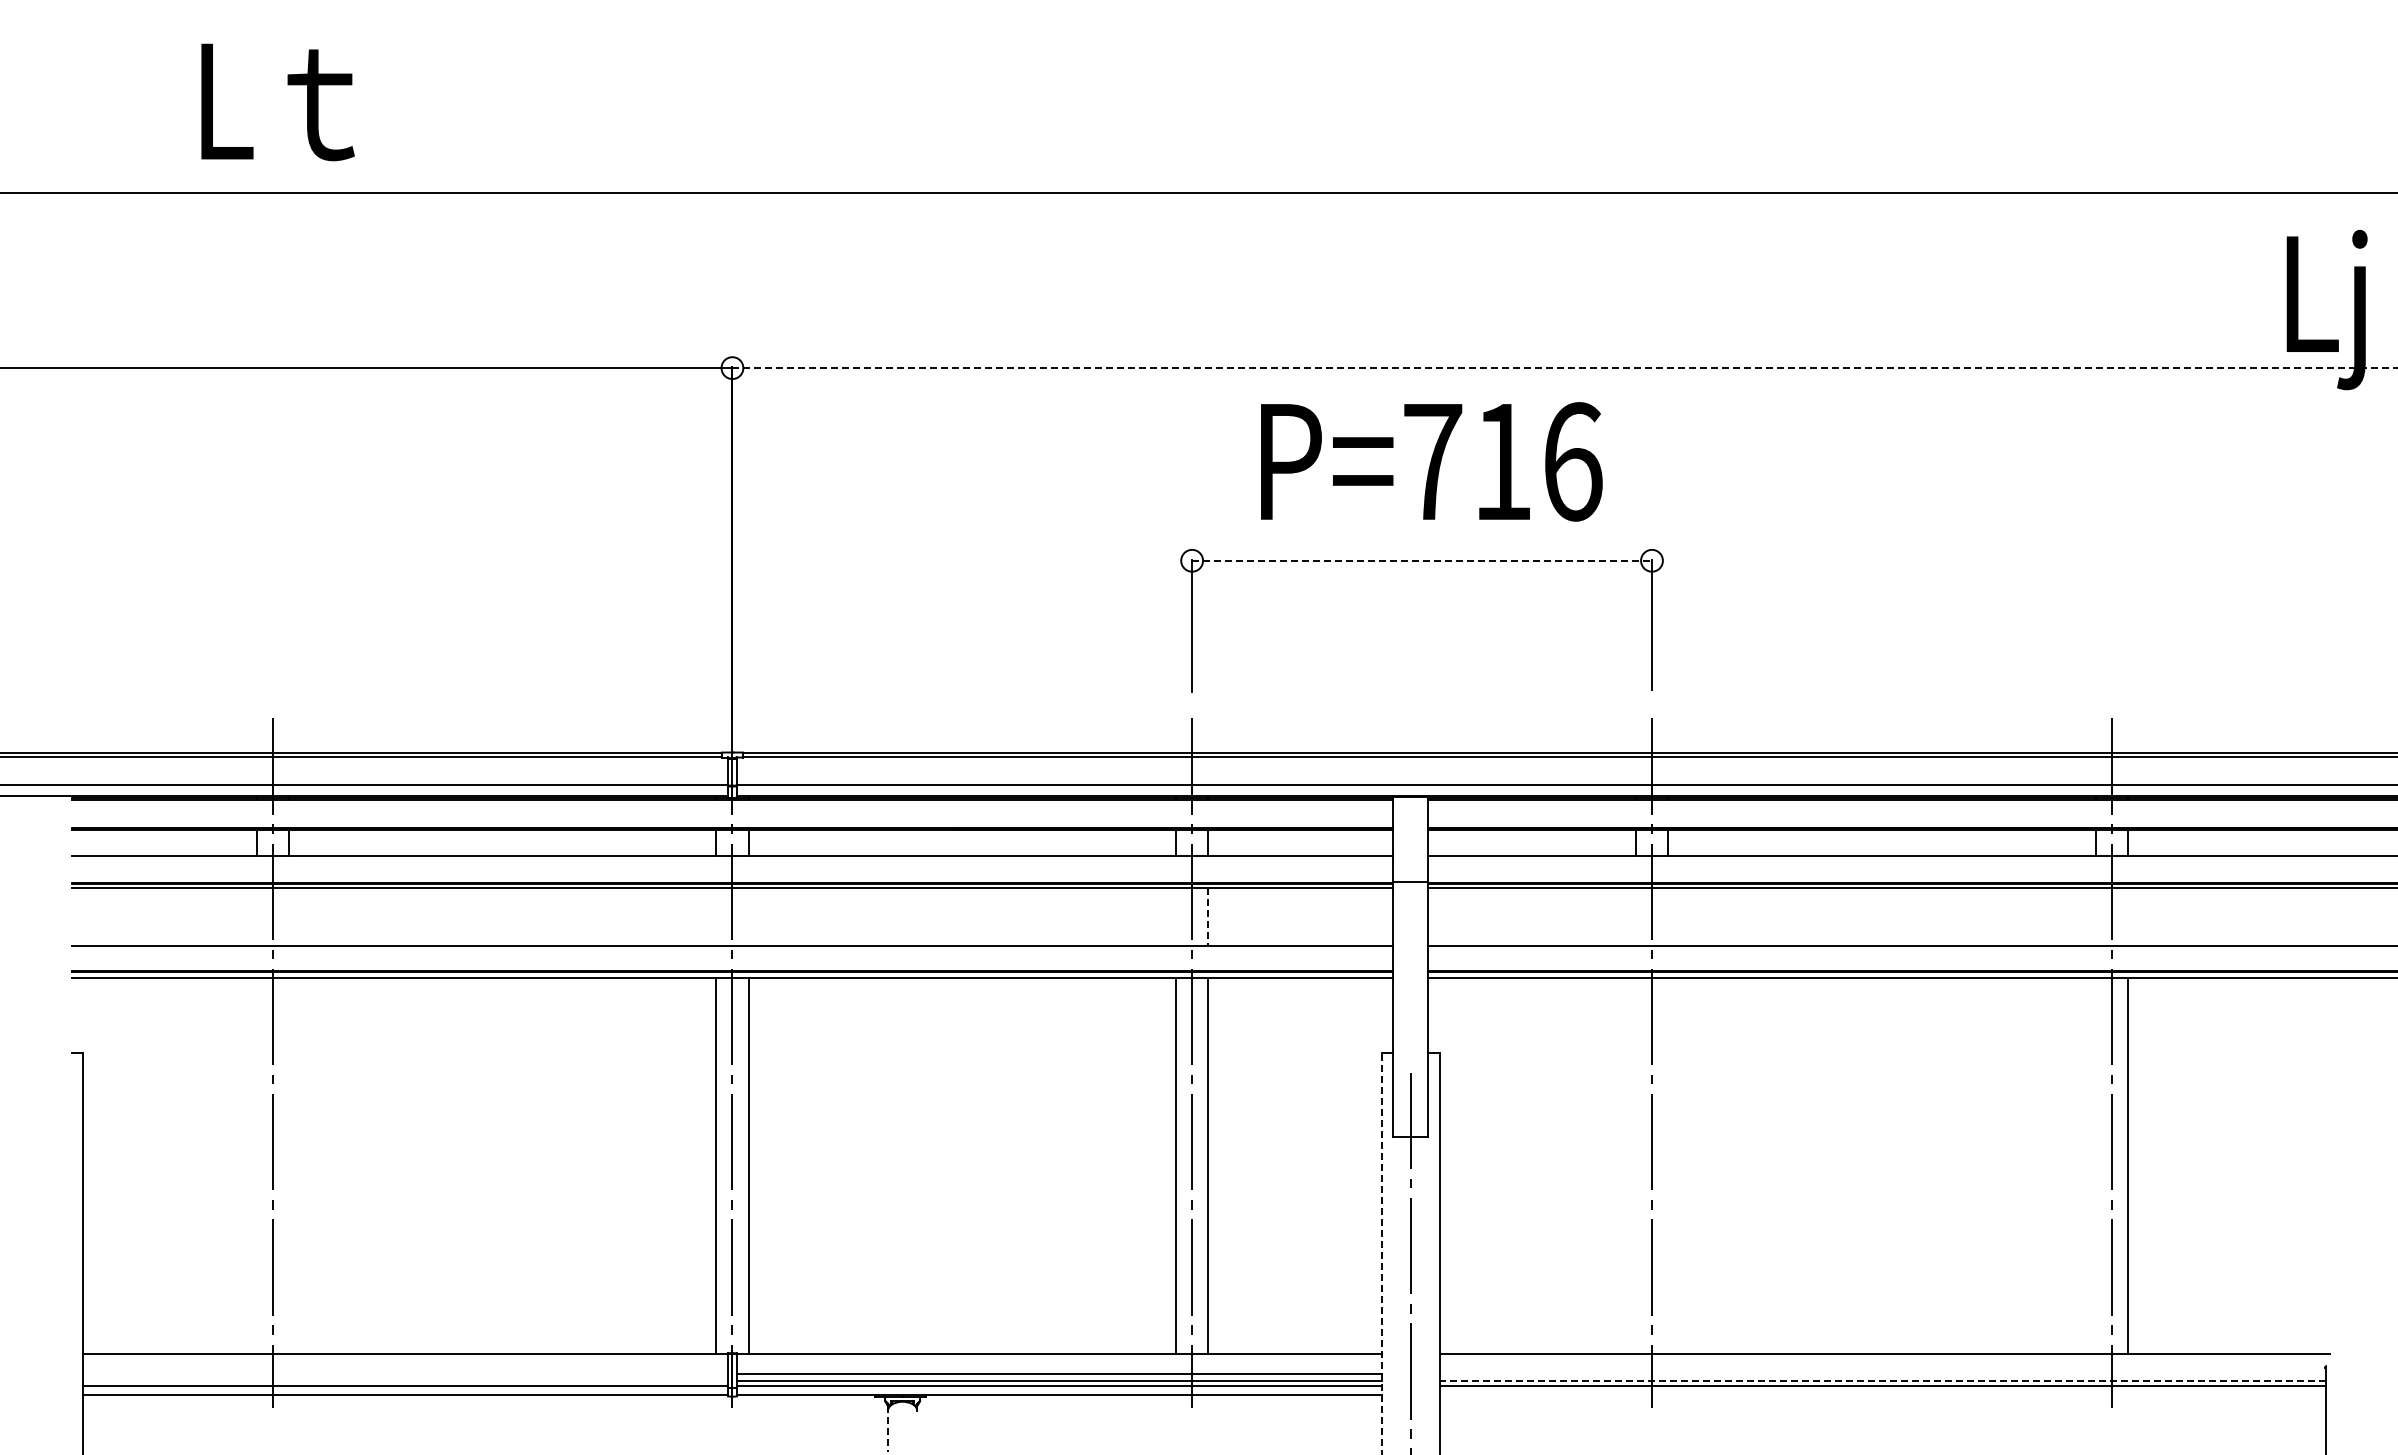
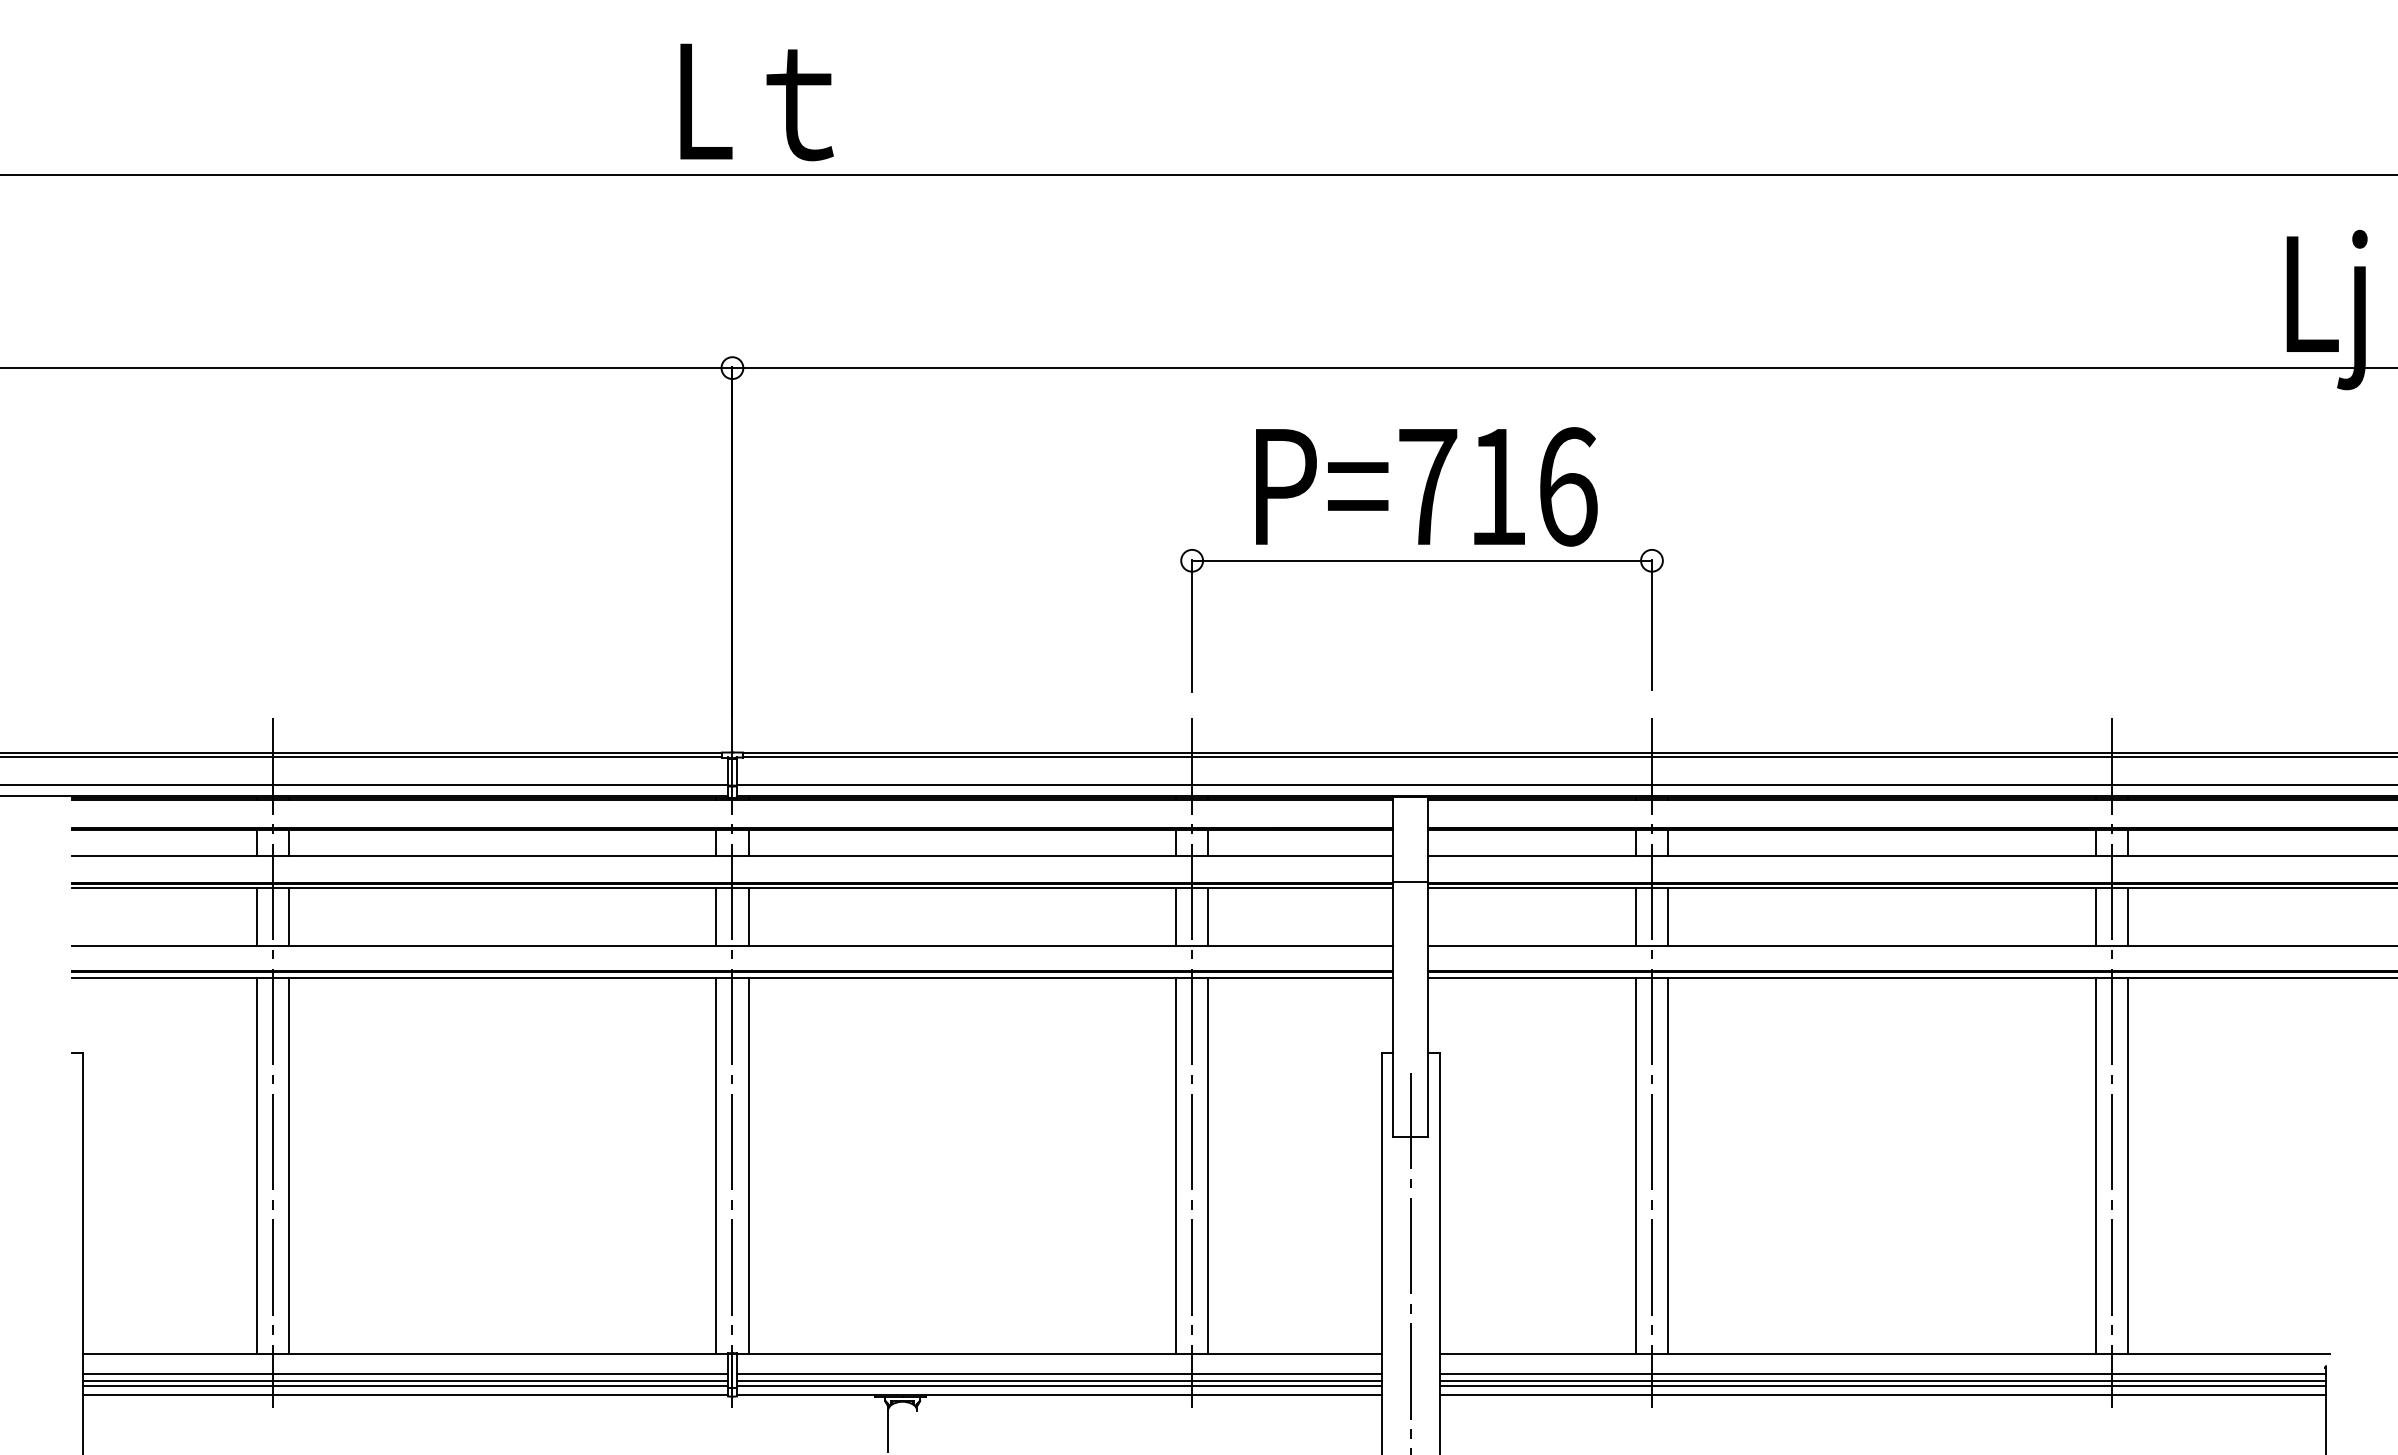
text position: (277, 102) -> (756, 102) (756, 102)
line position: (1198, 193) -> (1198, 175) (1198, 175)
line: dashed -> solid (1565, 368)
text position: (1431, 461) -> (1426, 486) (1426, 486)
line: dashed -> solid (1422, 560)
line: none -> present (256, 916)
line: none -> present (288, 916)
line: none -> present (716, 916)
line: none -> present (748, 916)
line: none -> present (1176, 916)
line: dashed -> solid (1208, 916)
line: none -> present (1636, 916)
line: none -> present (1668, 916)
line: none -> present (2095, 916)
line: none -> present (2128, 916)
line: none -> present (256, 1165)
line: none -> present (288, 1165)
line: none -> present (1636, 1165)
line: none -> present (1668, 1165)
line: none -> present (2095, 1165)
line: dashed -> solid (1381, 1253)
line: none -> present (405, 1374)
line: none -> present (1882, 1374)
line: none -> present (405, 1381)
line: dashed -> solid (1882, 1381)
line: none -> present (1882, 1395)
line: dashed -> solid (887, 1429)
